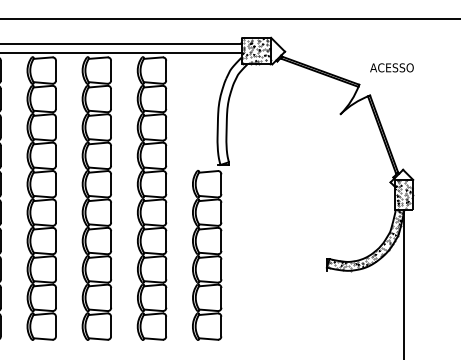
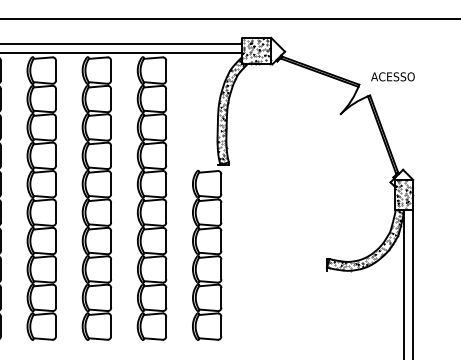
text position: (391, 67) -> (392, 76) (392, 76)
hatch: none -> present (231, 111)
line: none -> present (413, 282)
